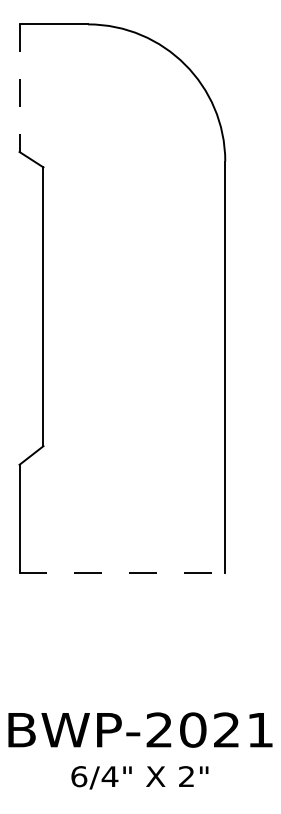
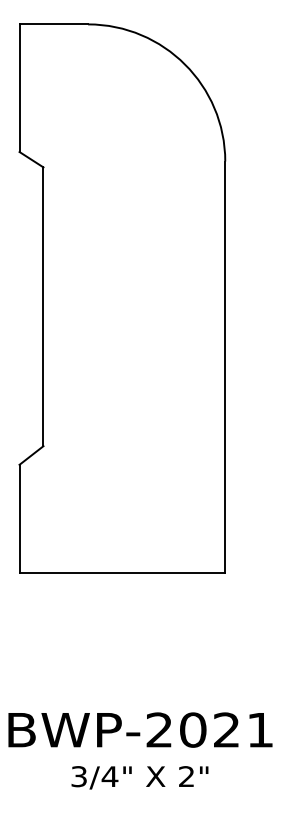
line: dashed -> solid (19, 88)
line: dashed -> solid (122, 572)
text: 6/4" -> 3/4" (79, 776)
